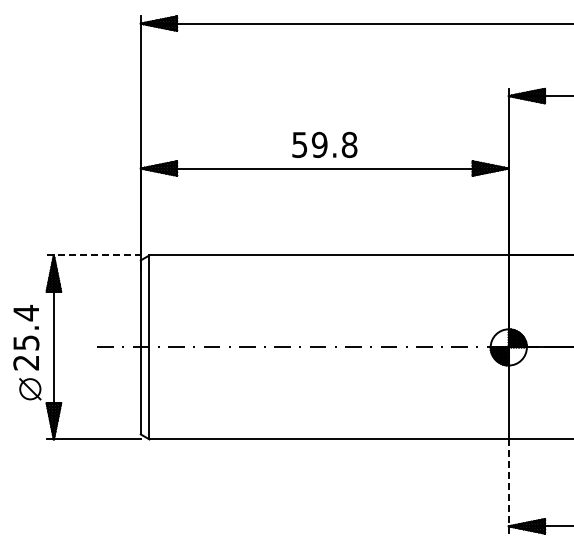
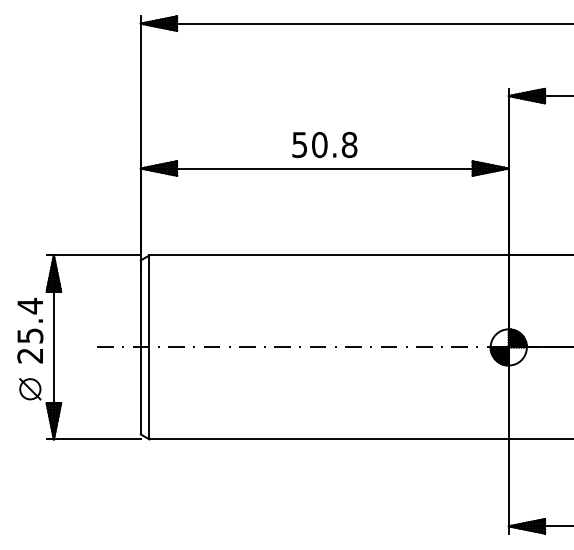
text: 59.8 -> 50.8 (319, 145)
line: dashed -> solid (94, 255)
text position: (26, 337) -> (30, 330) (30, 330)
line: dashed -> solid (508, 487)
